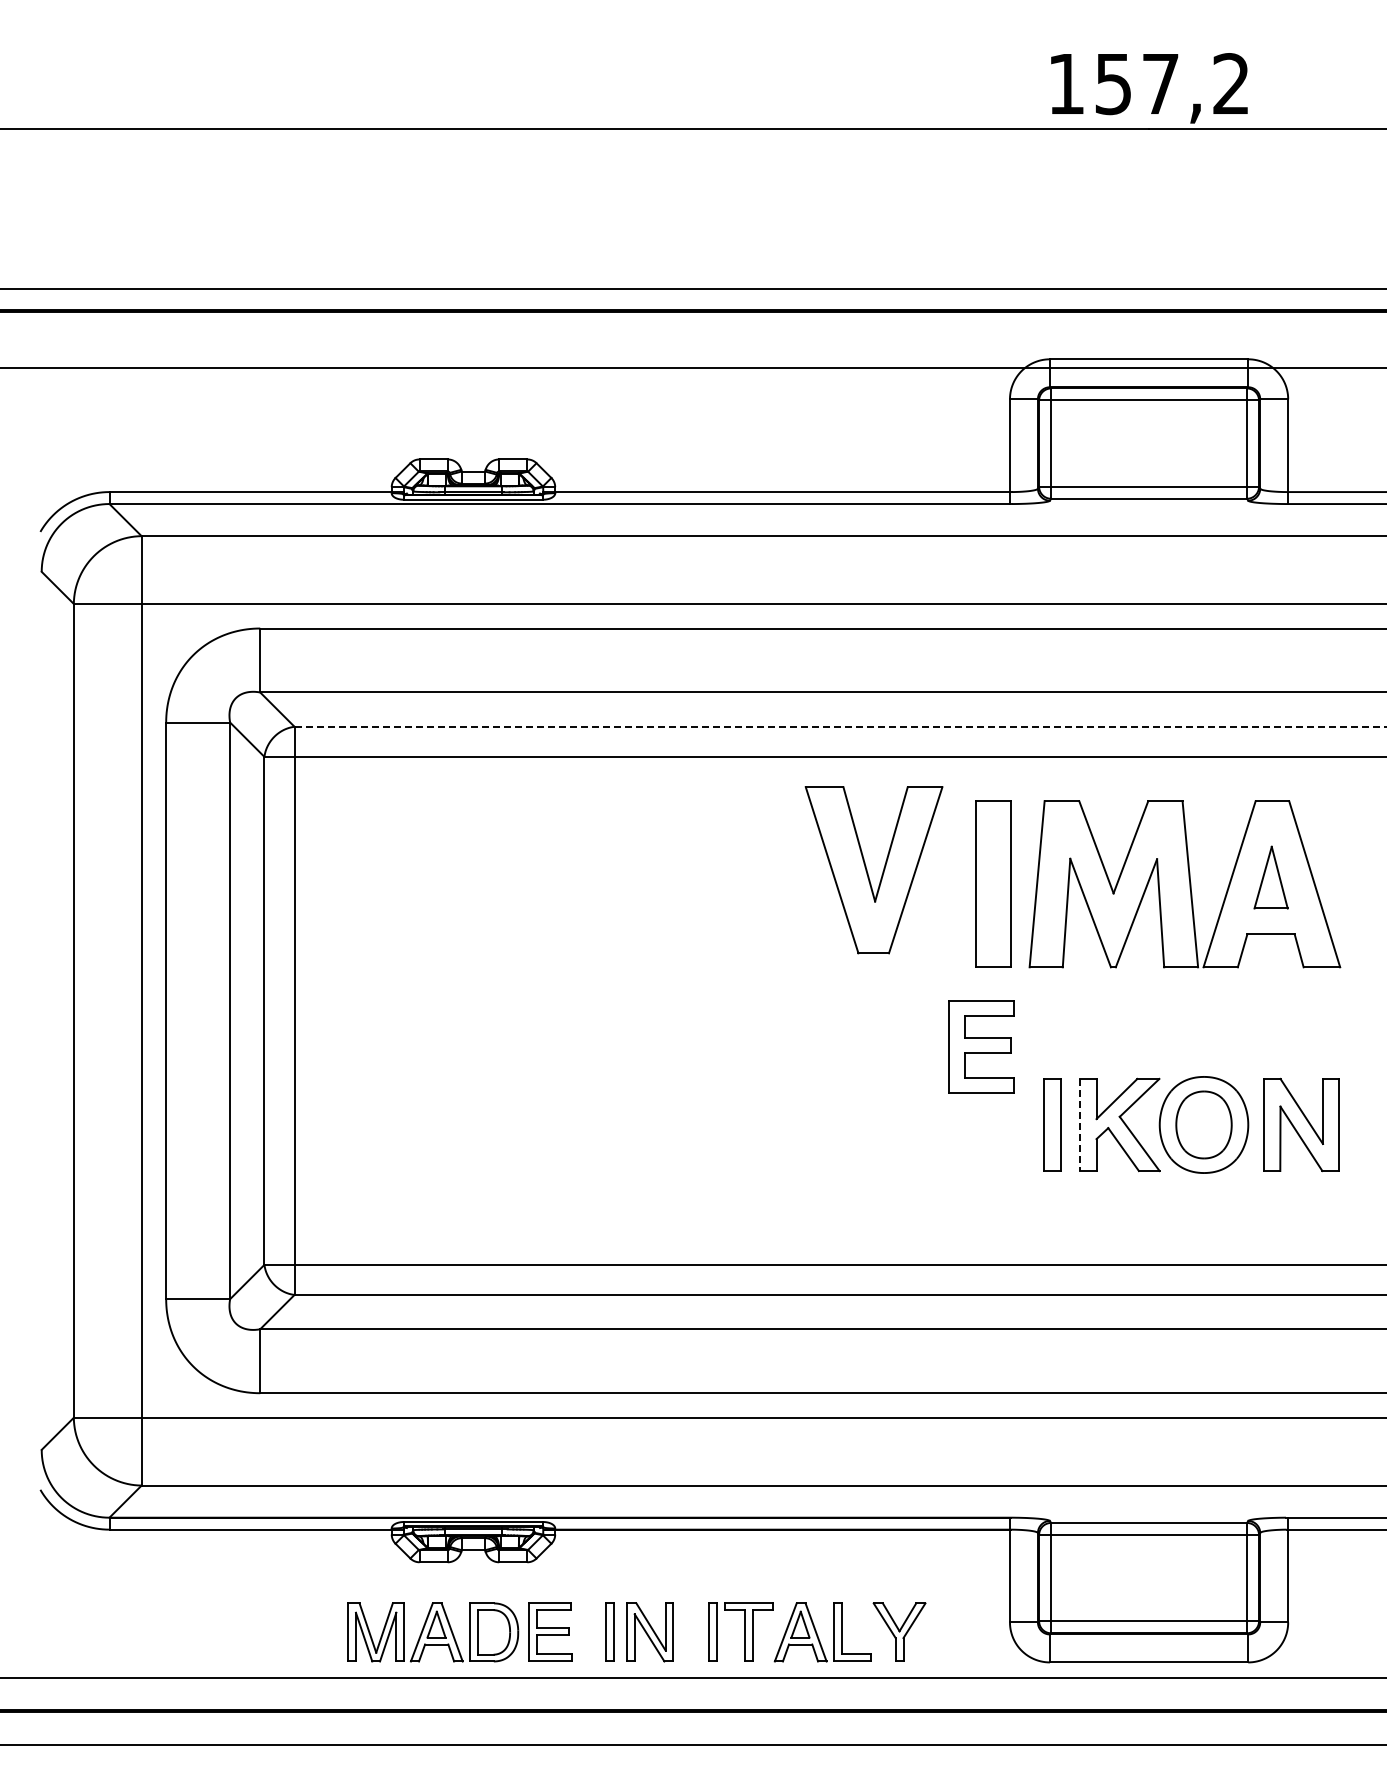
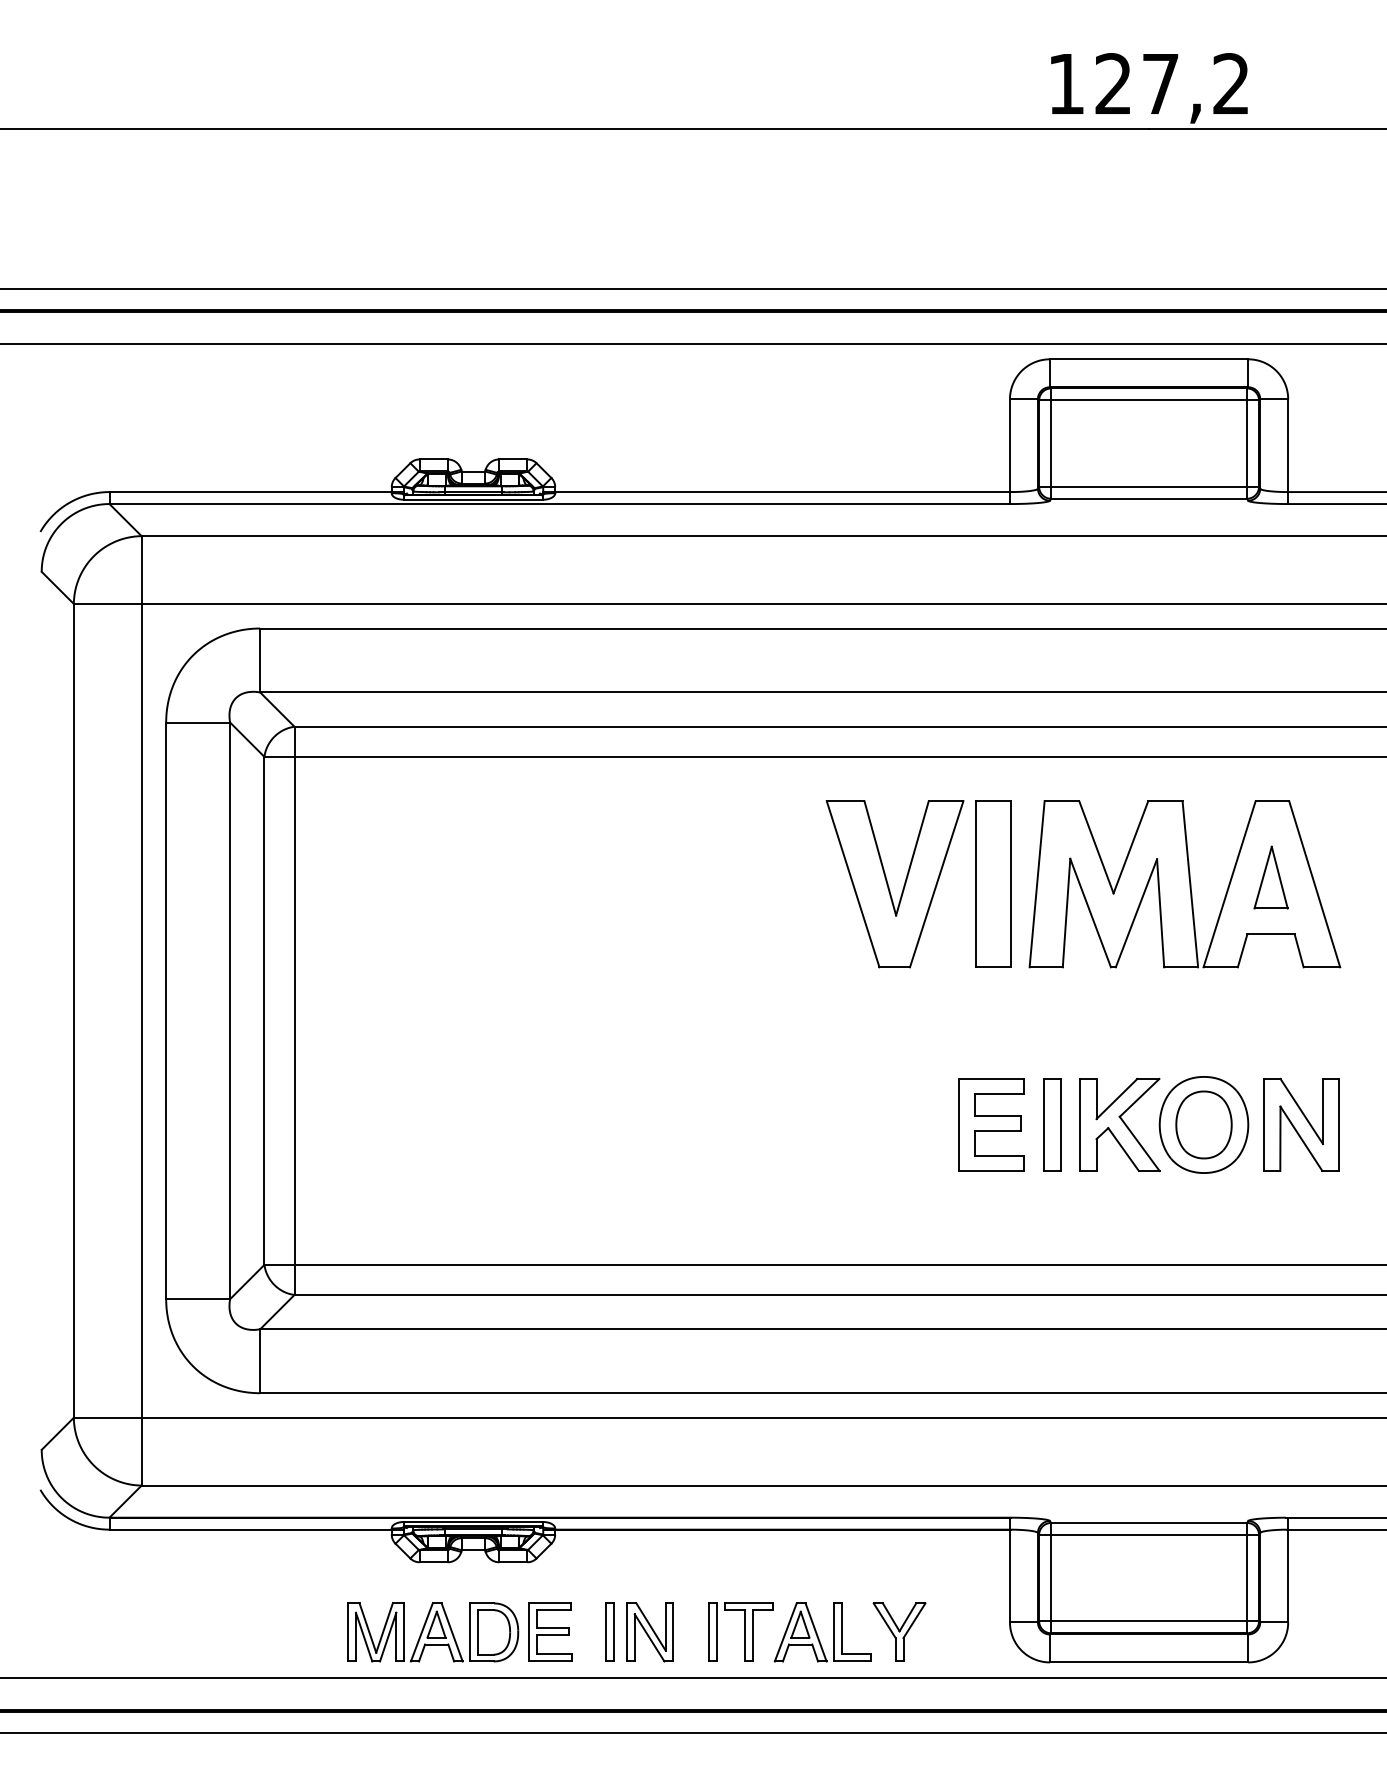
text: 157,2 -> 127,2 (1112, 84)
line position: (692, 368) -> (692, 344) (692, 344)
line: dashed -> solid (841, 726)
part position: (873, 870) -> (894, 884) (894, 884)
part position: (981, 1046) -> (991, 1124) (991, 1124)
line: dashed -> solid (1080, 1125)
line position: (692, 1744) -> (692, 1732) (692, 1732)
